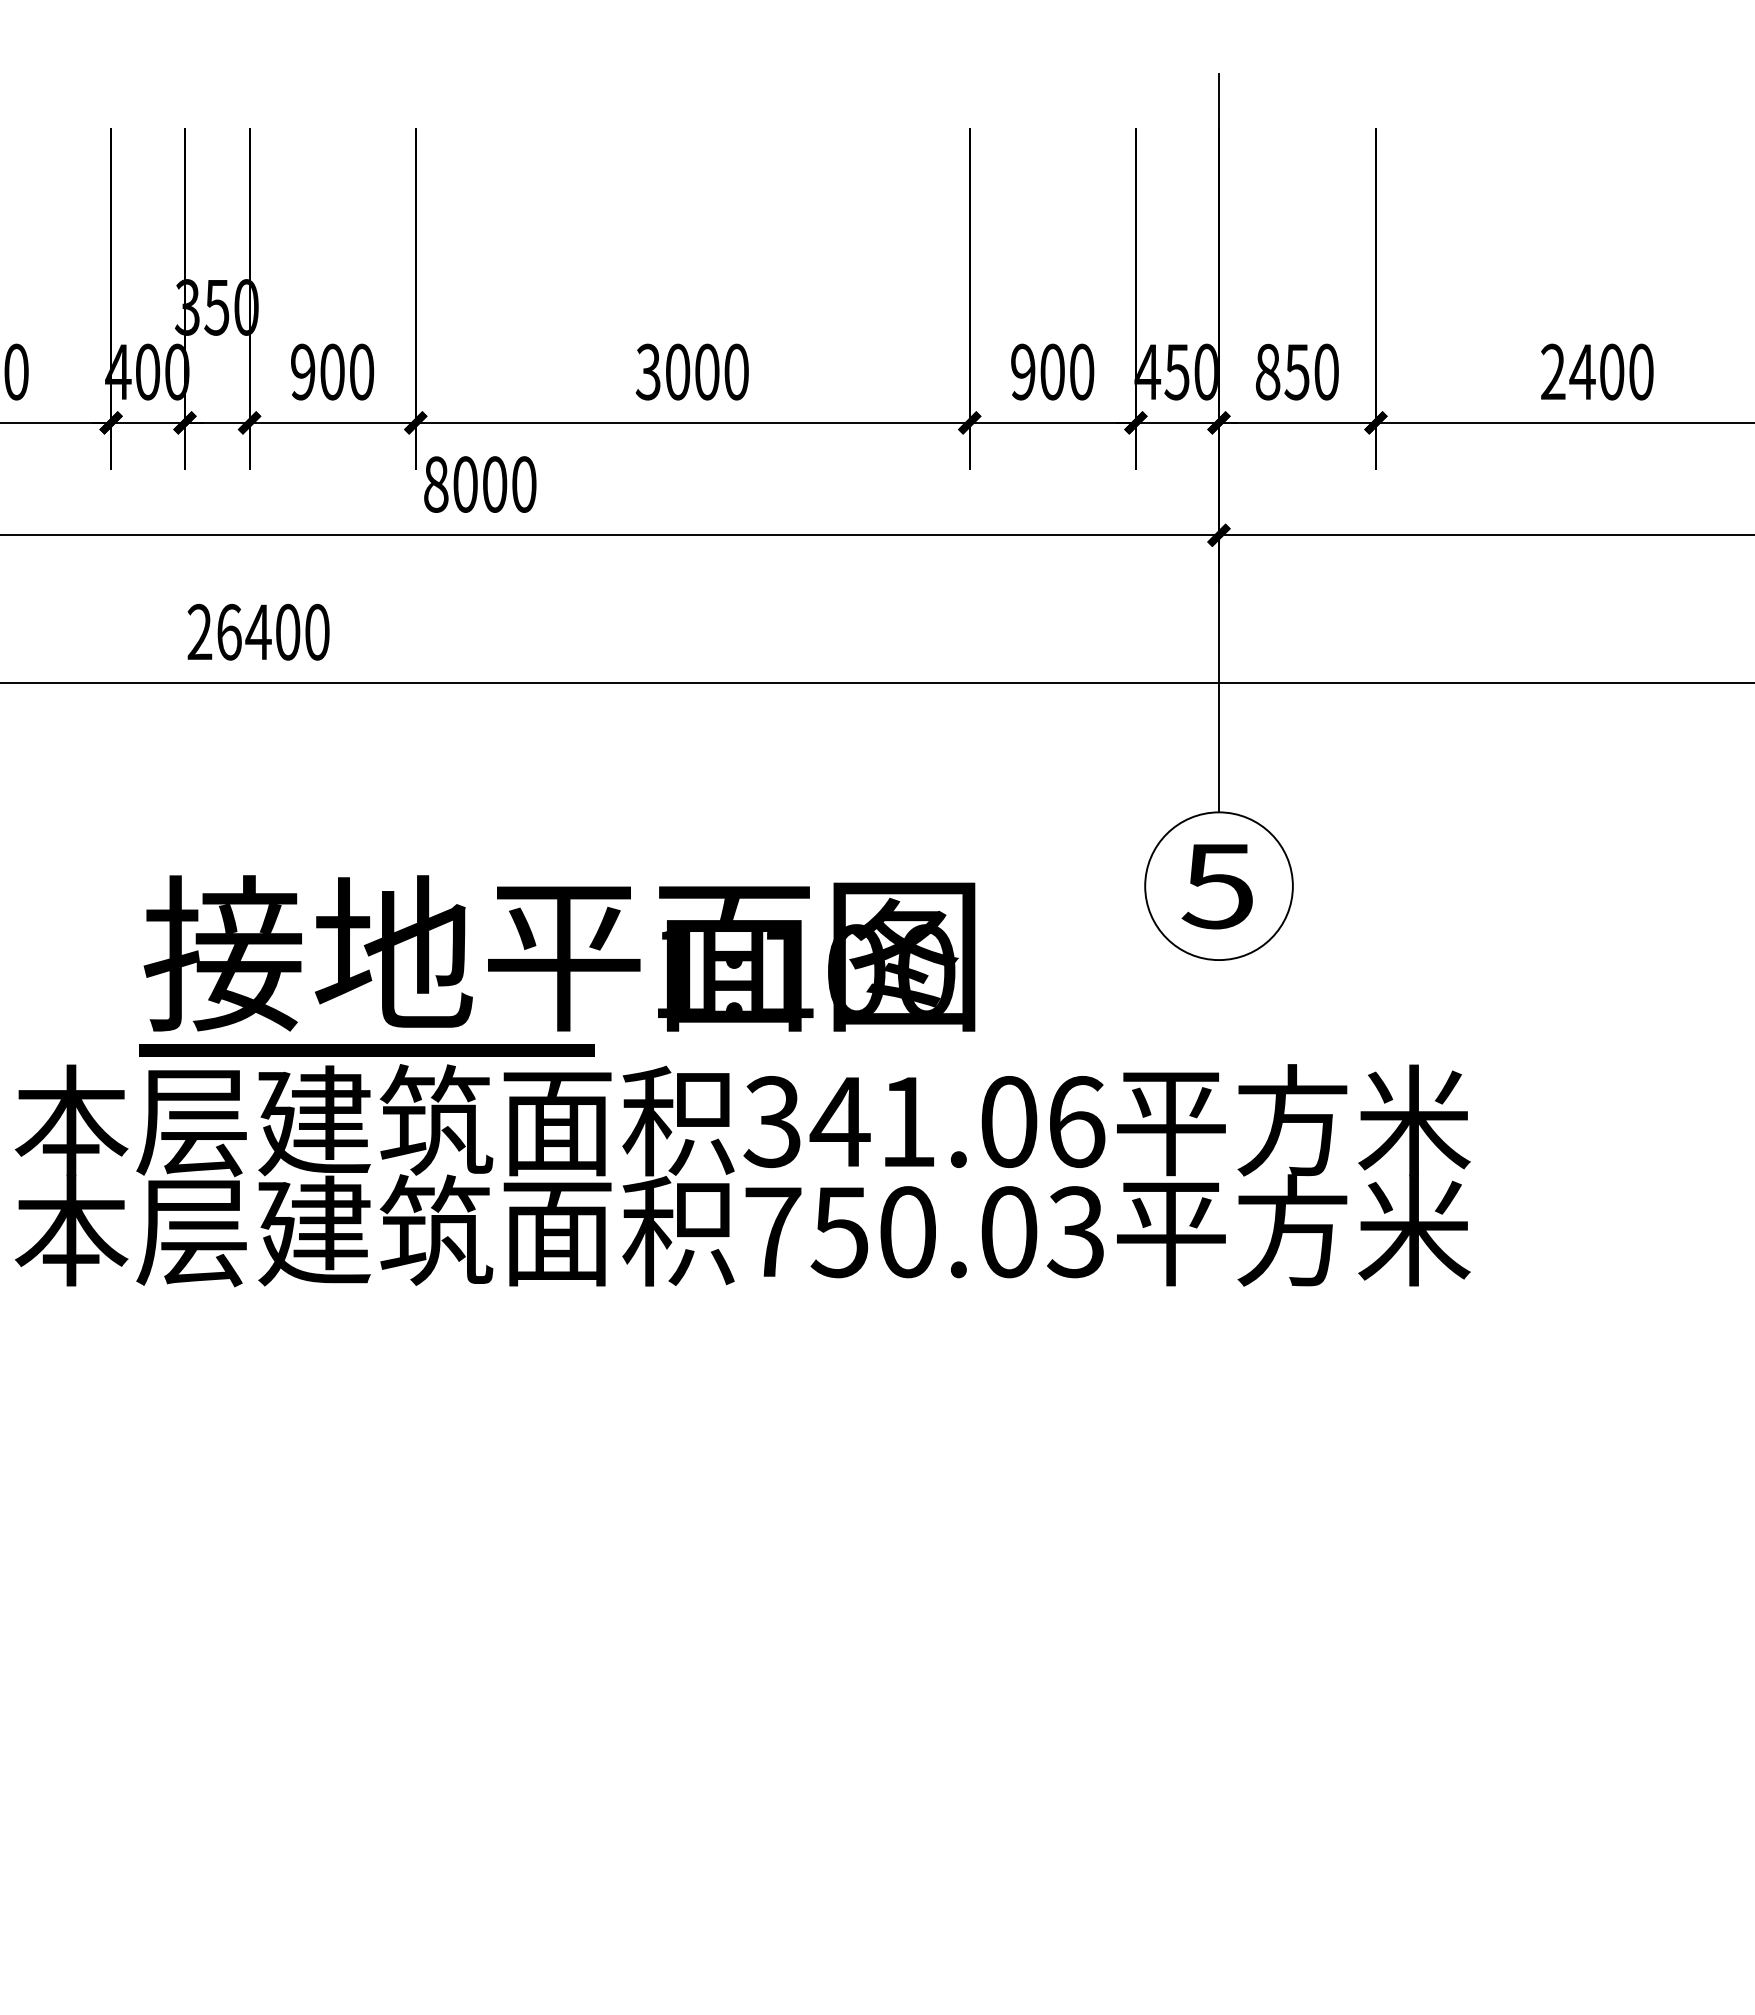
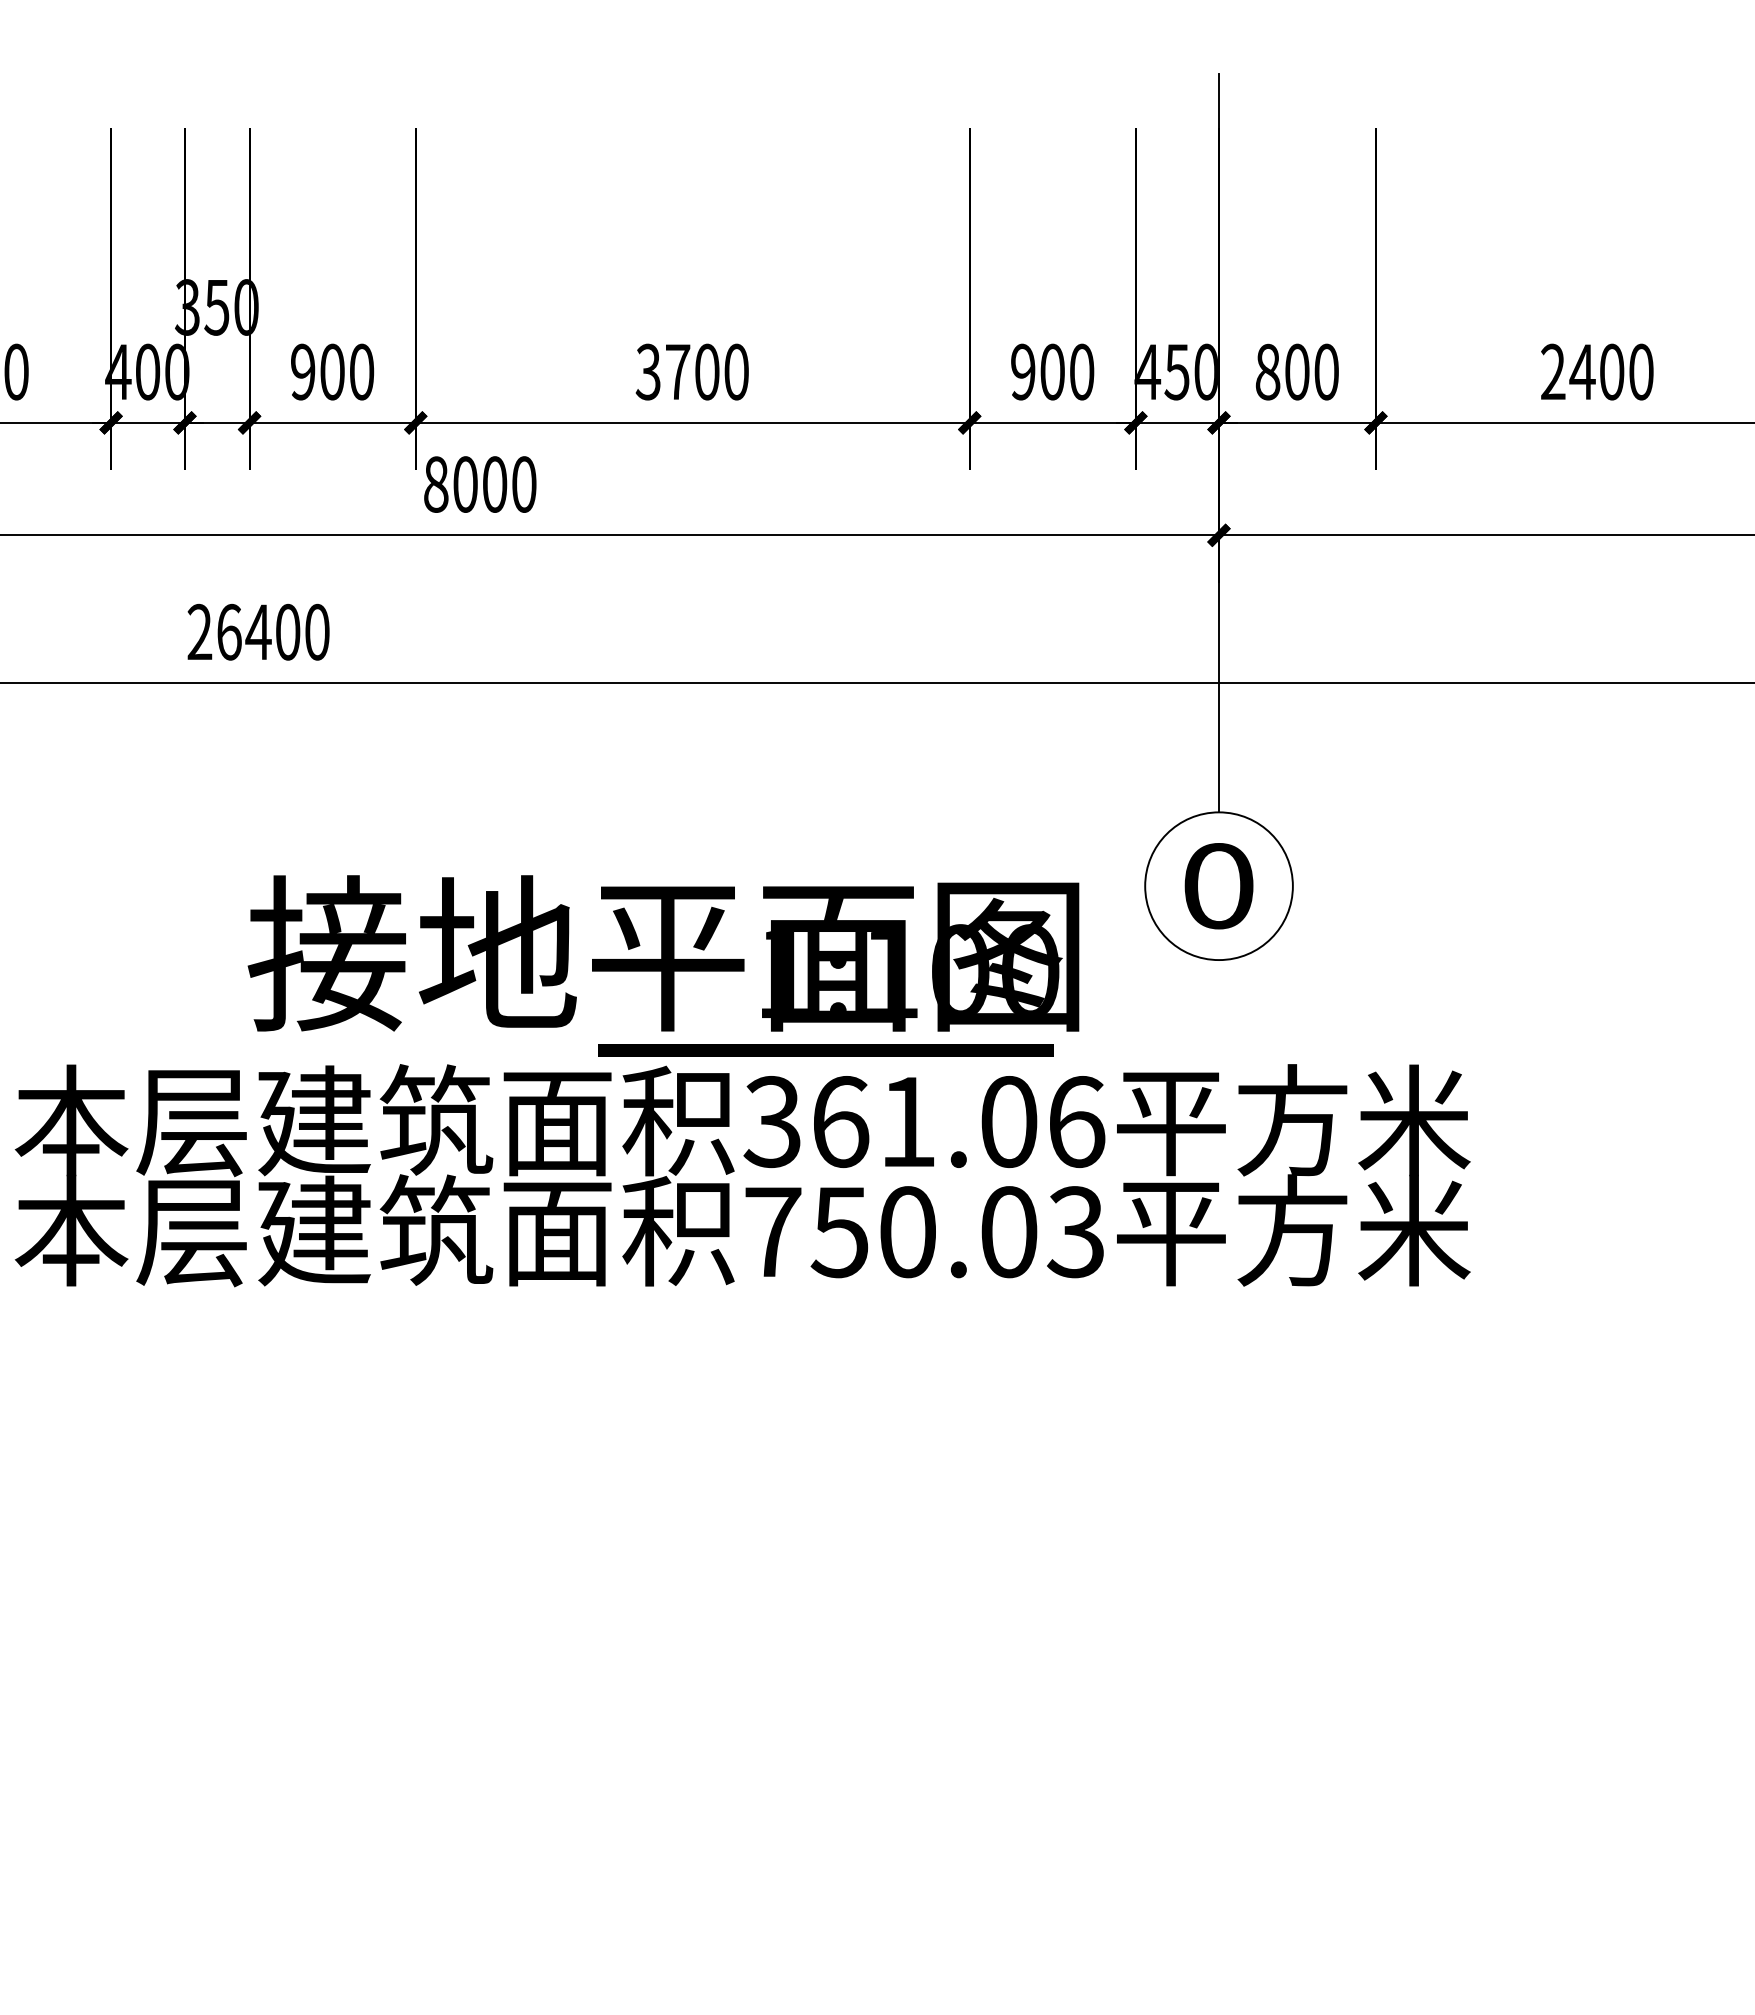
text: 3000 -> 3700 (678, 371)
text: 850 -> 800 (1296, 371)
text: 5 -> 0 (1217, 886)
text position: (559, 953) -> (663, 953) (663, 953)
line position: (366, 1050) -> (825, 1050) (825, 1050)
text: 341.06 -> 361.06 (839, 1122)
